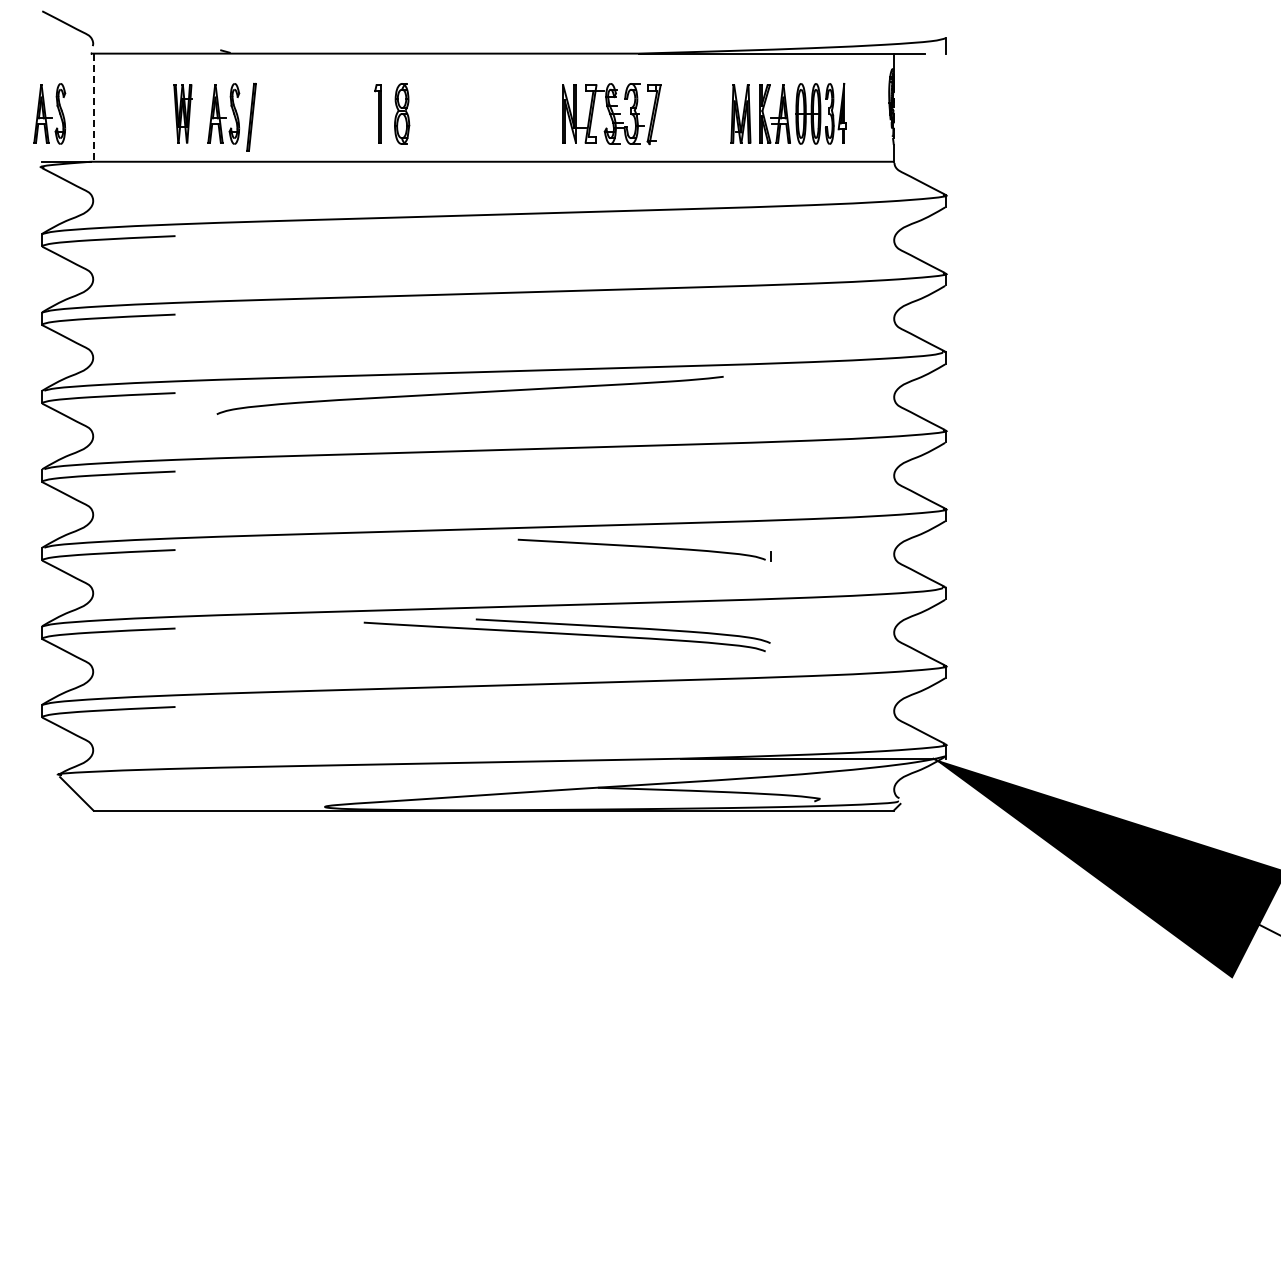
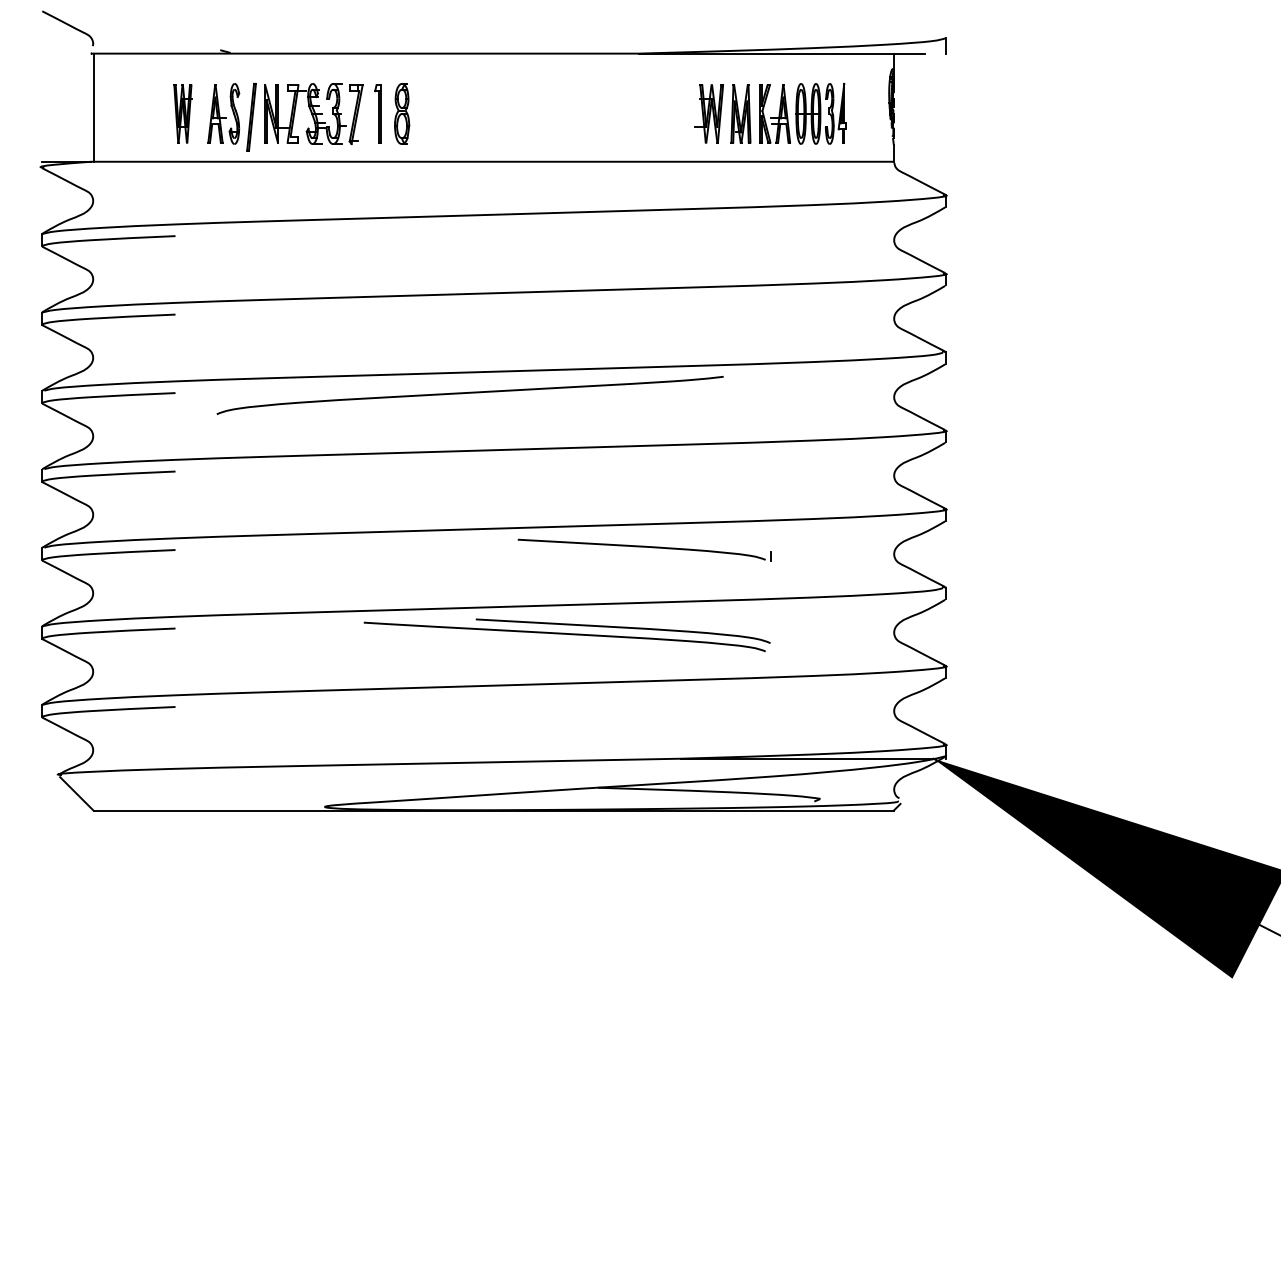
line: dashed -> solid (93, 108)
part: present -> none (49, 113)
part: none -> present (708, 113)
part position: (611, 114) -> (313, 114) (313, 114)
